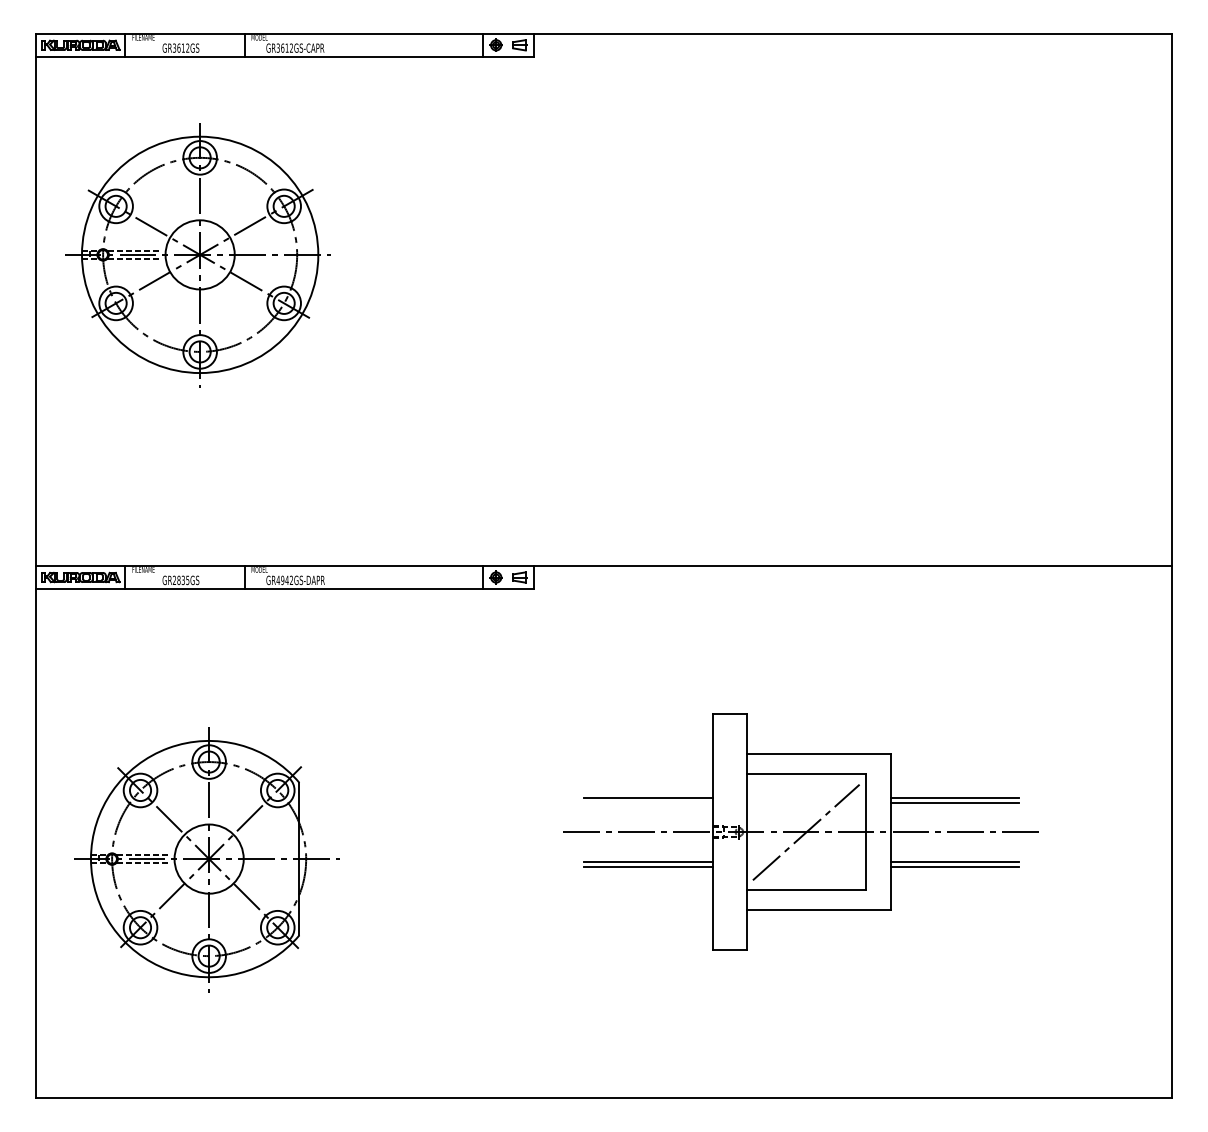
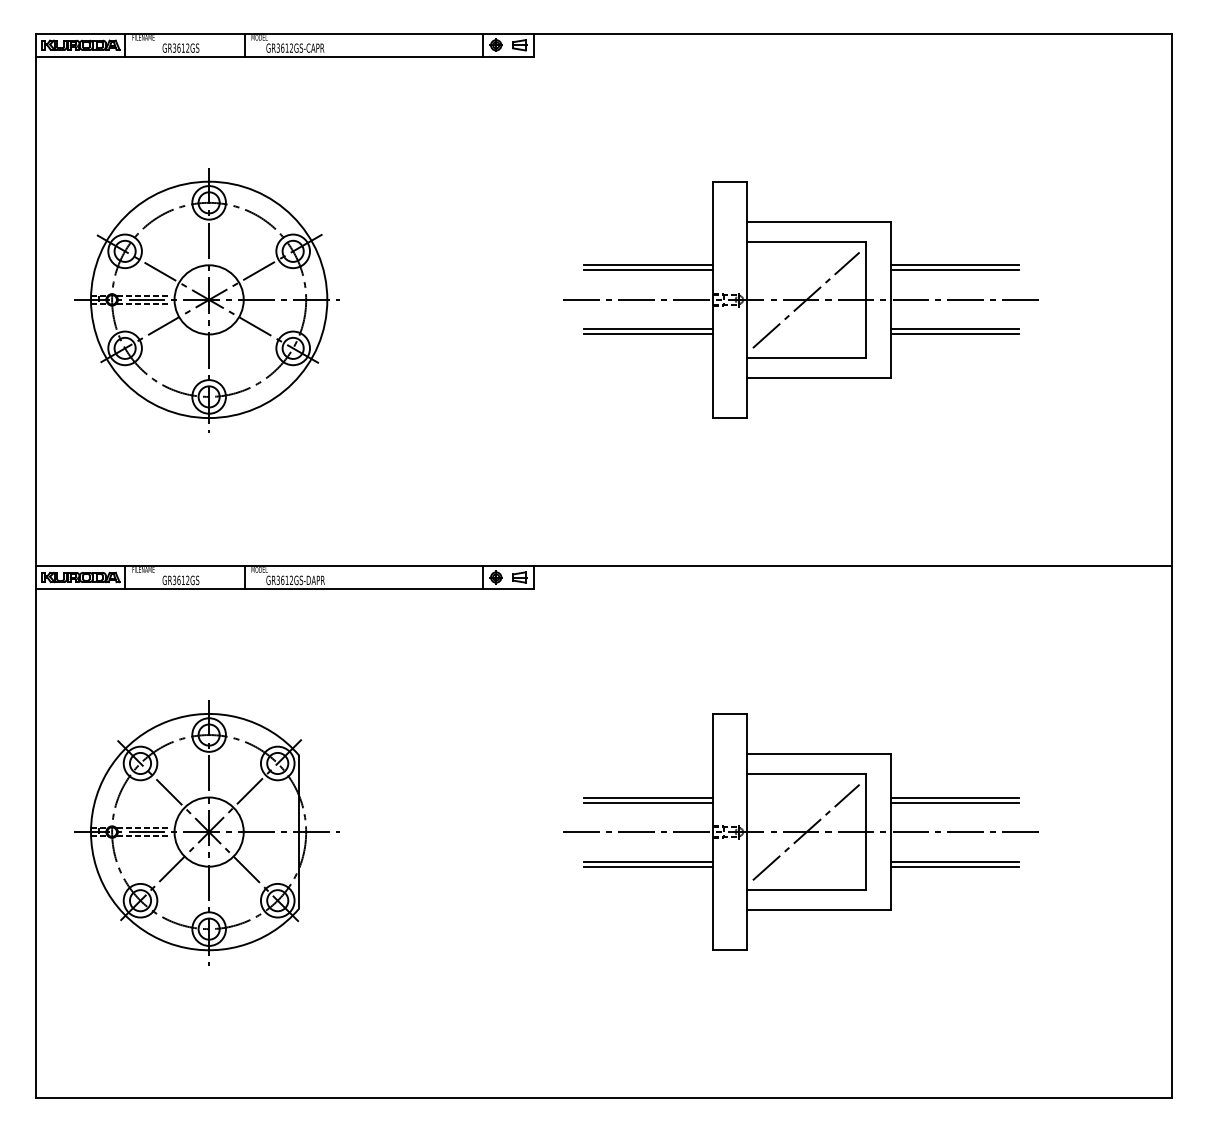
part position: (197, 255) -> (206, 300) (206, 300)
part: none -> present (800, 299)
text: GR2835GS -> GR3612GS (181, 580)
text: GR4942GS-DAPR -> GR3612GS-DAPR (282, 580)
line: none -> present (648, 802)
part position: (206, 859) -> (206, 832) (206, 832)
